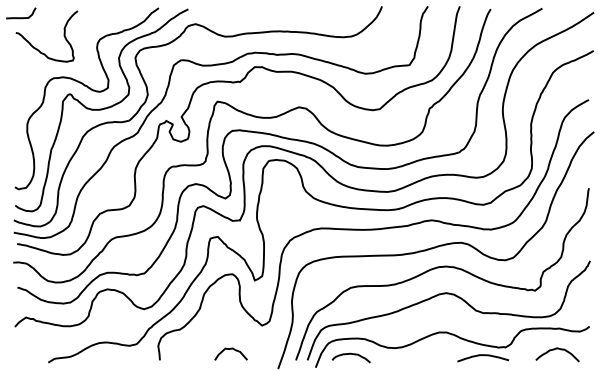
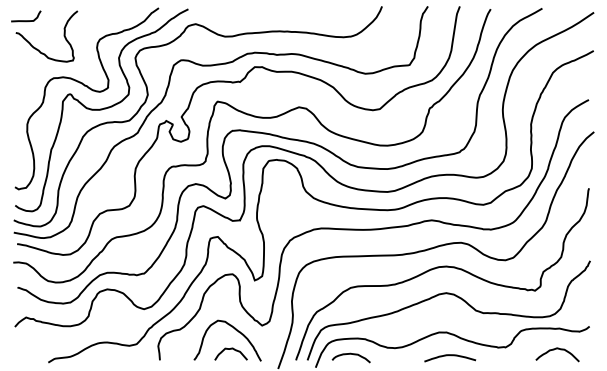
curve position: (21, 17) -> (26, 20) (26, 20)
curve: none -> present (235, 330)
curve position: (483, 356) -> (450, 356) (450, 356)
